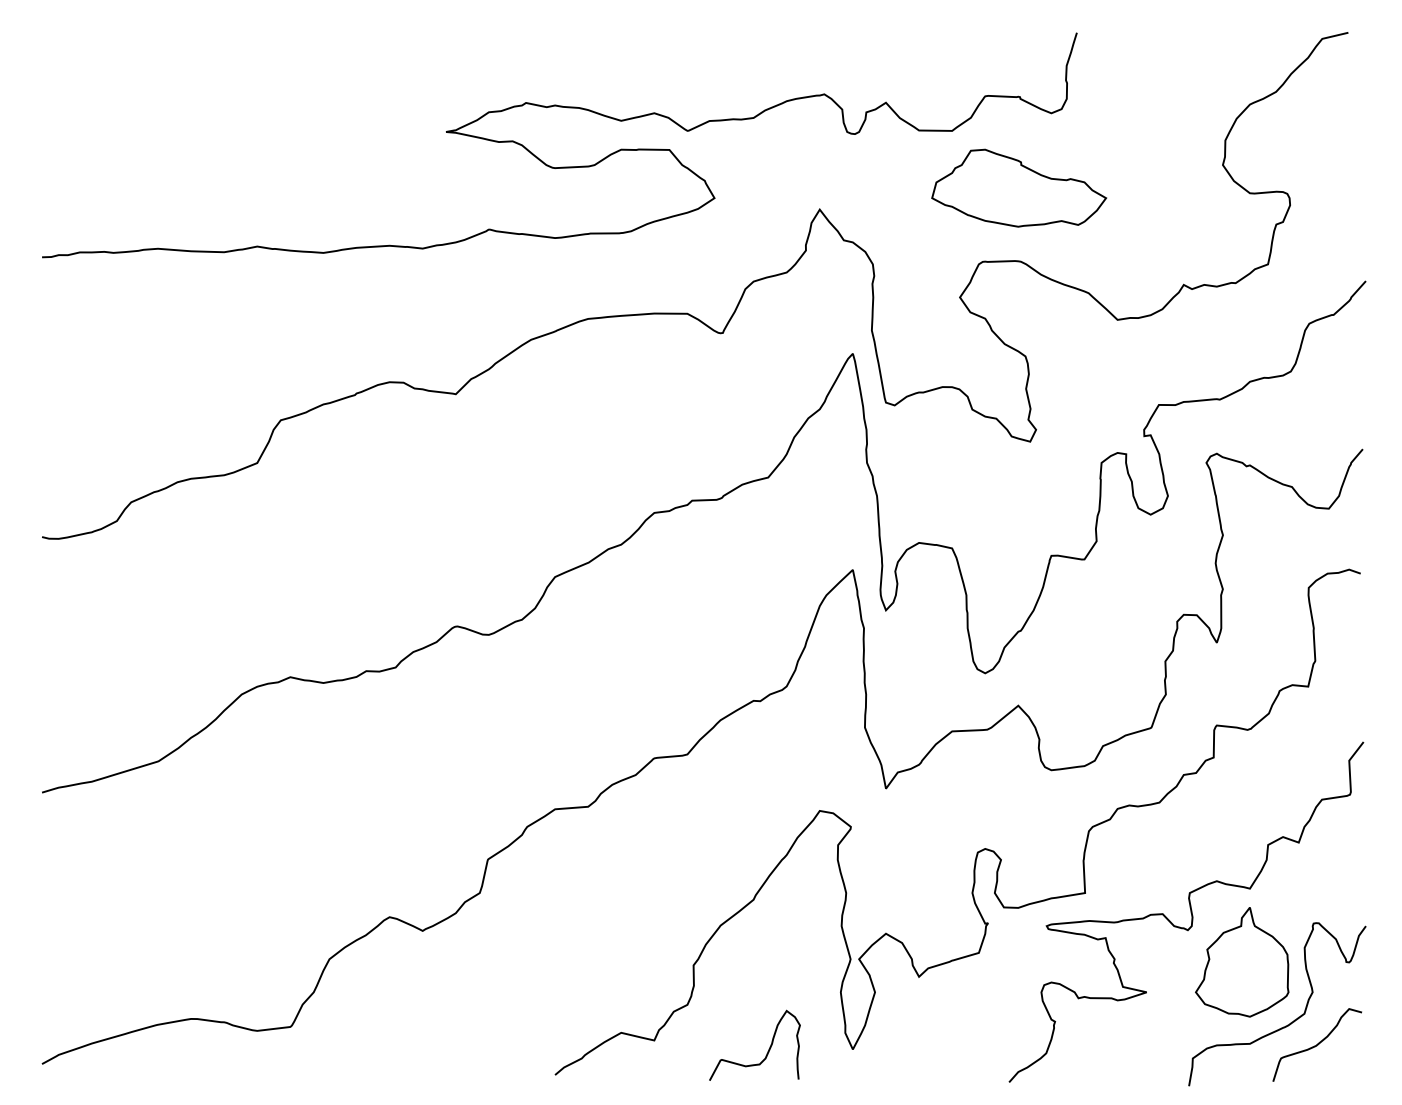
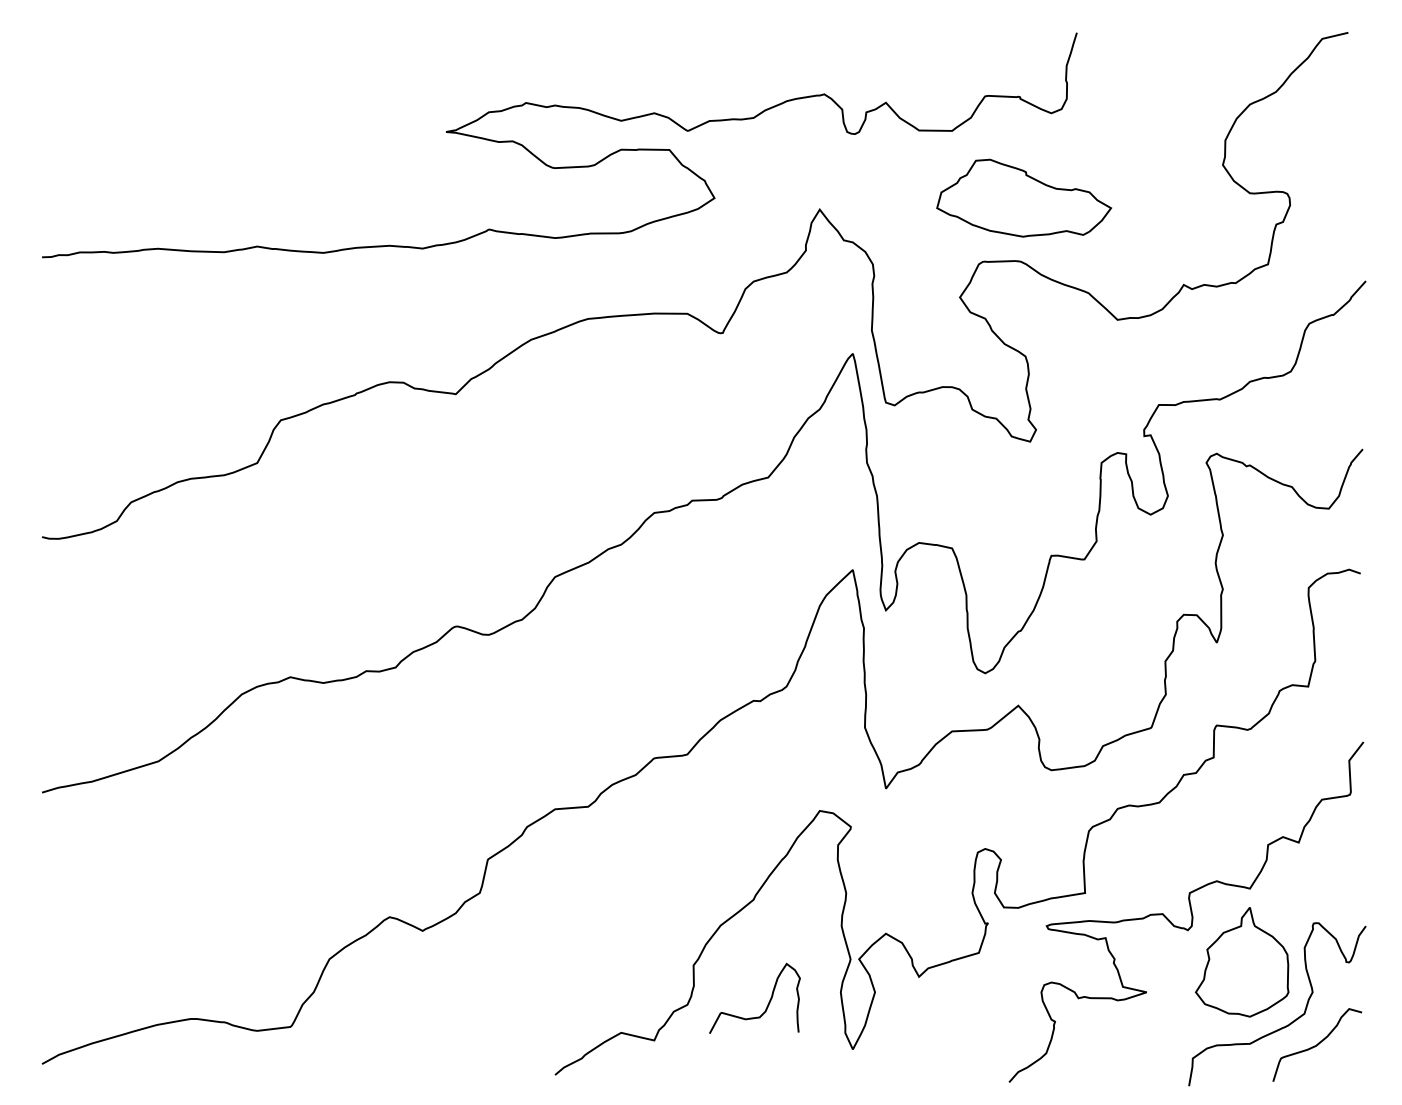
part position: (1019, 187) -> (1024, 197) (1024, 197)
curve position: (767, 1051) -> (767, 1004) (767, 1004)
